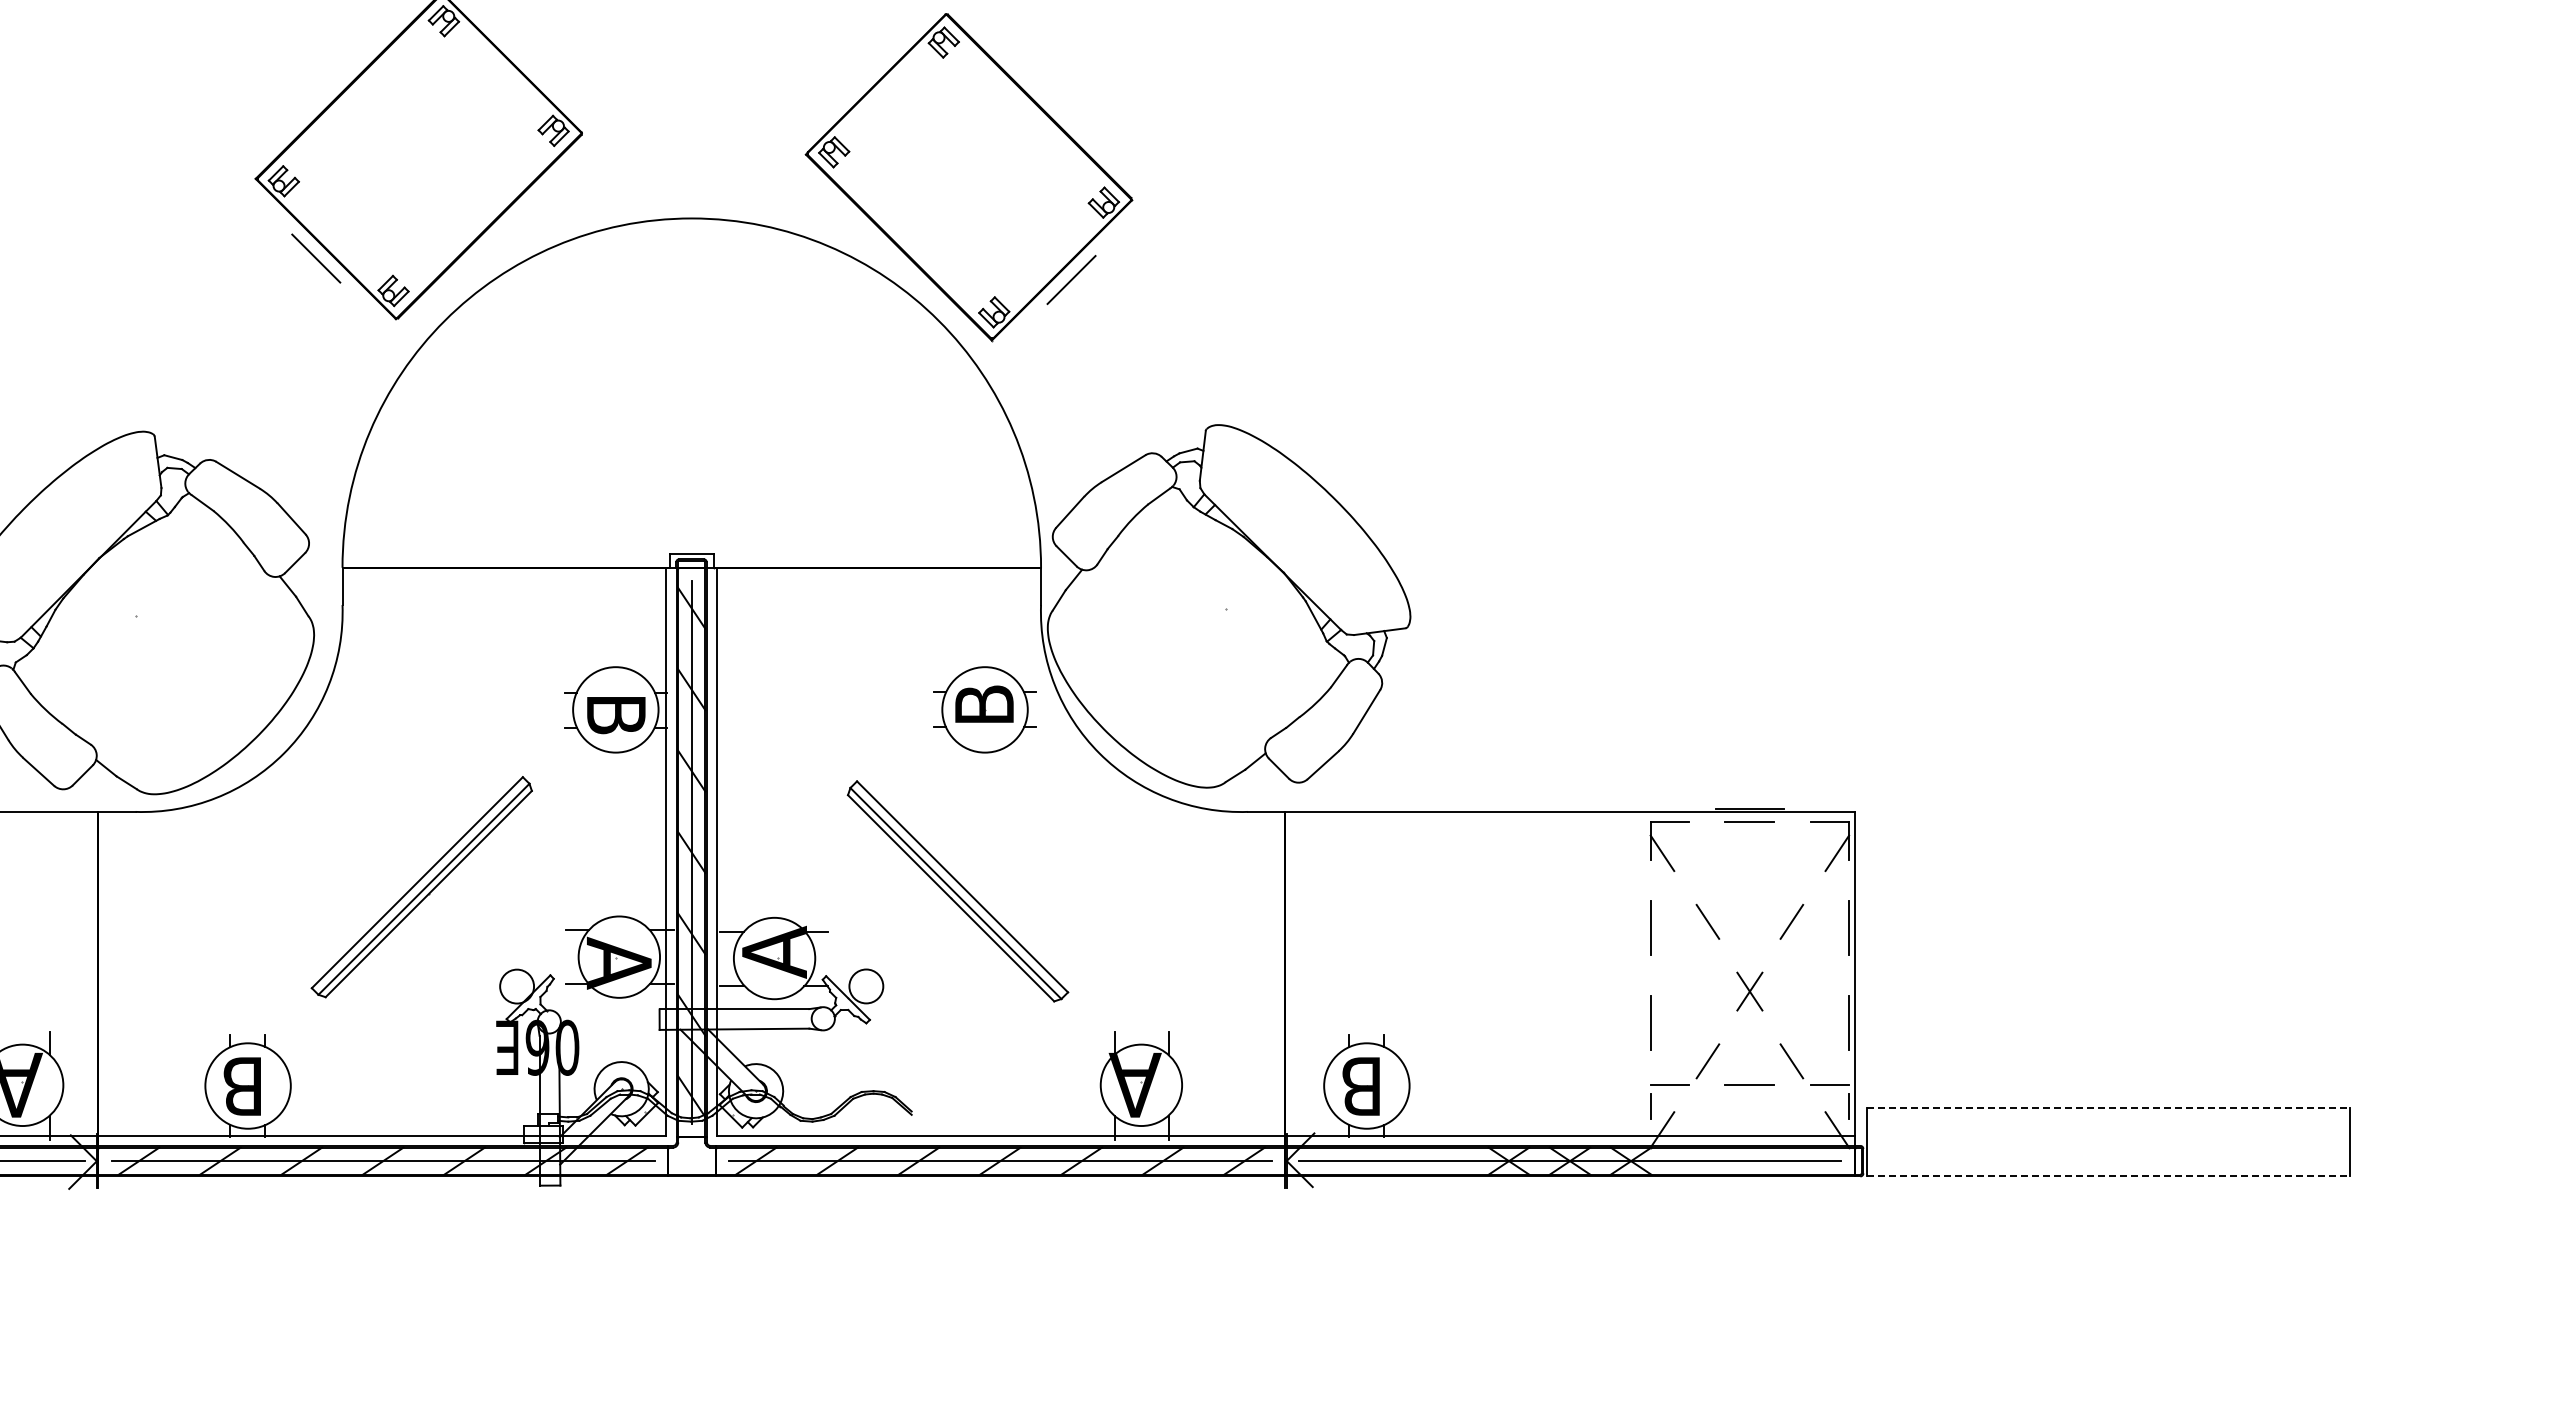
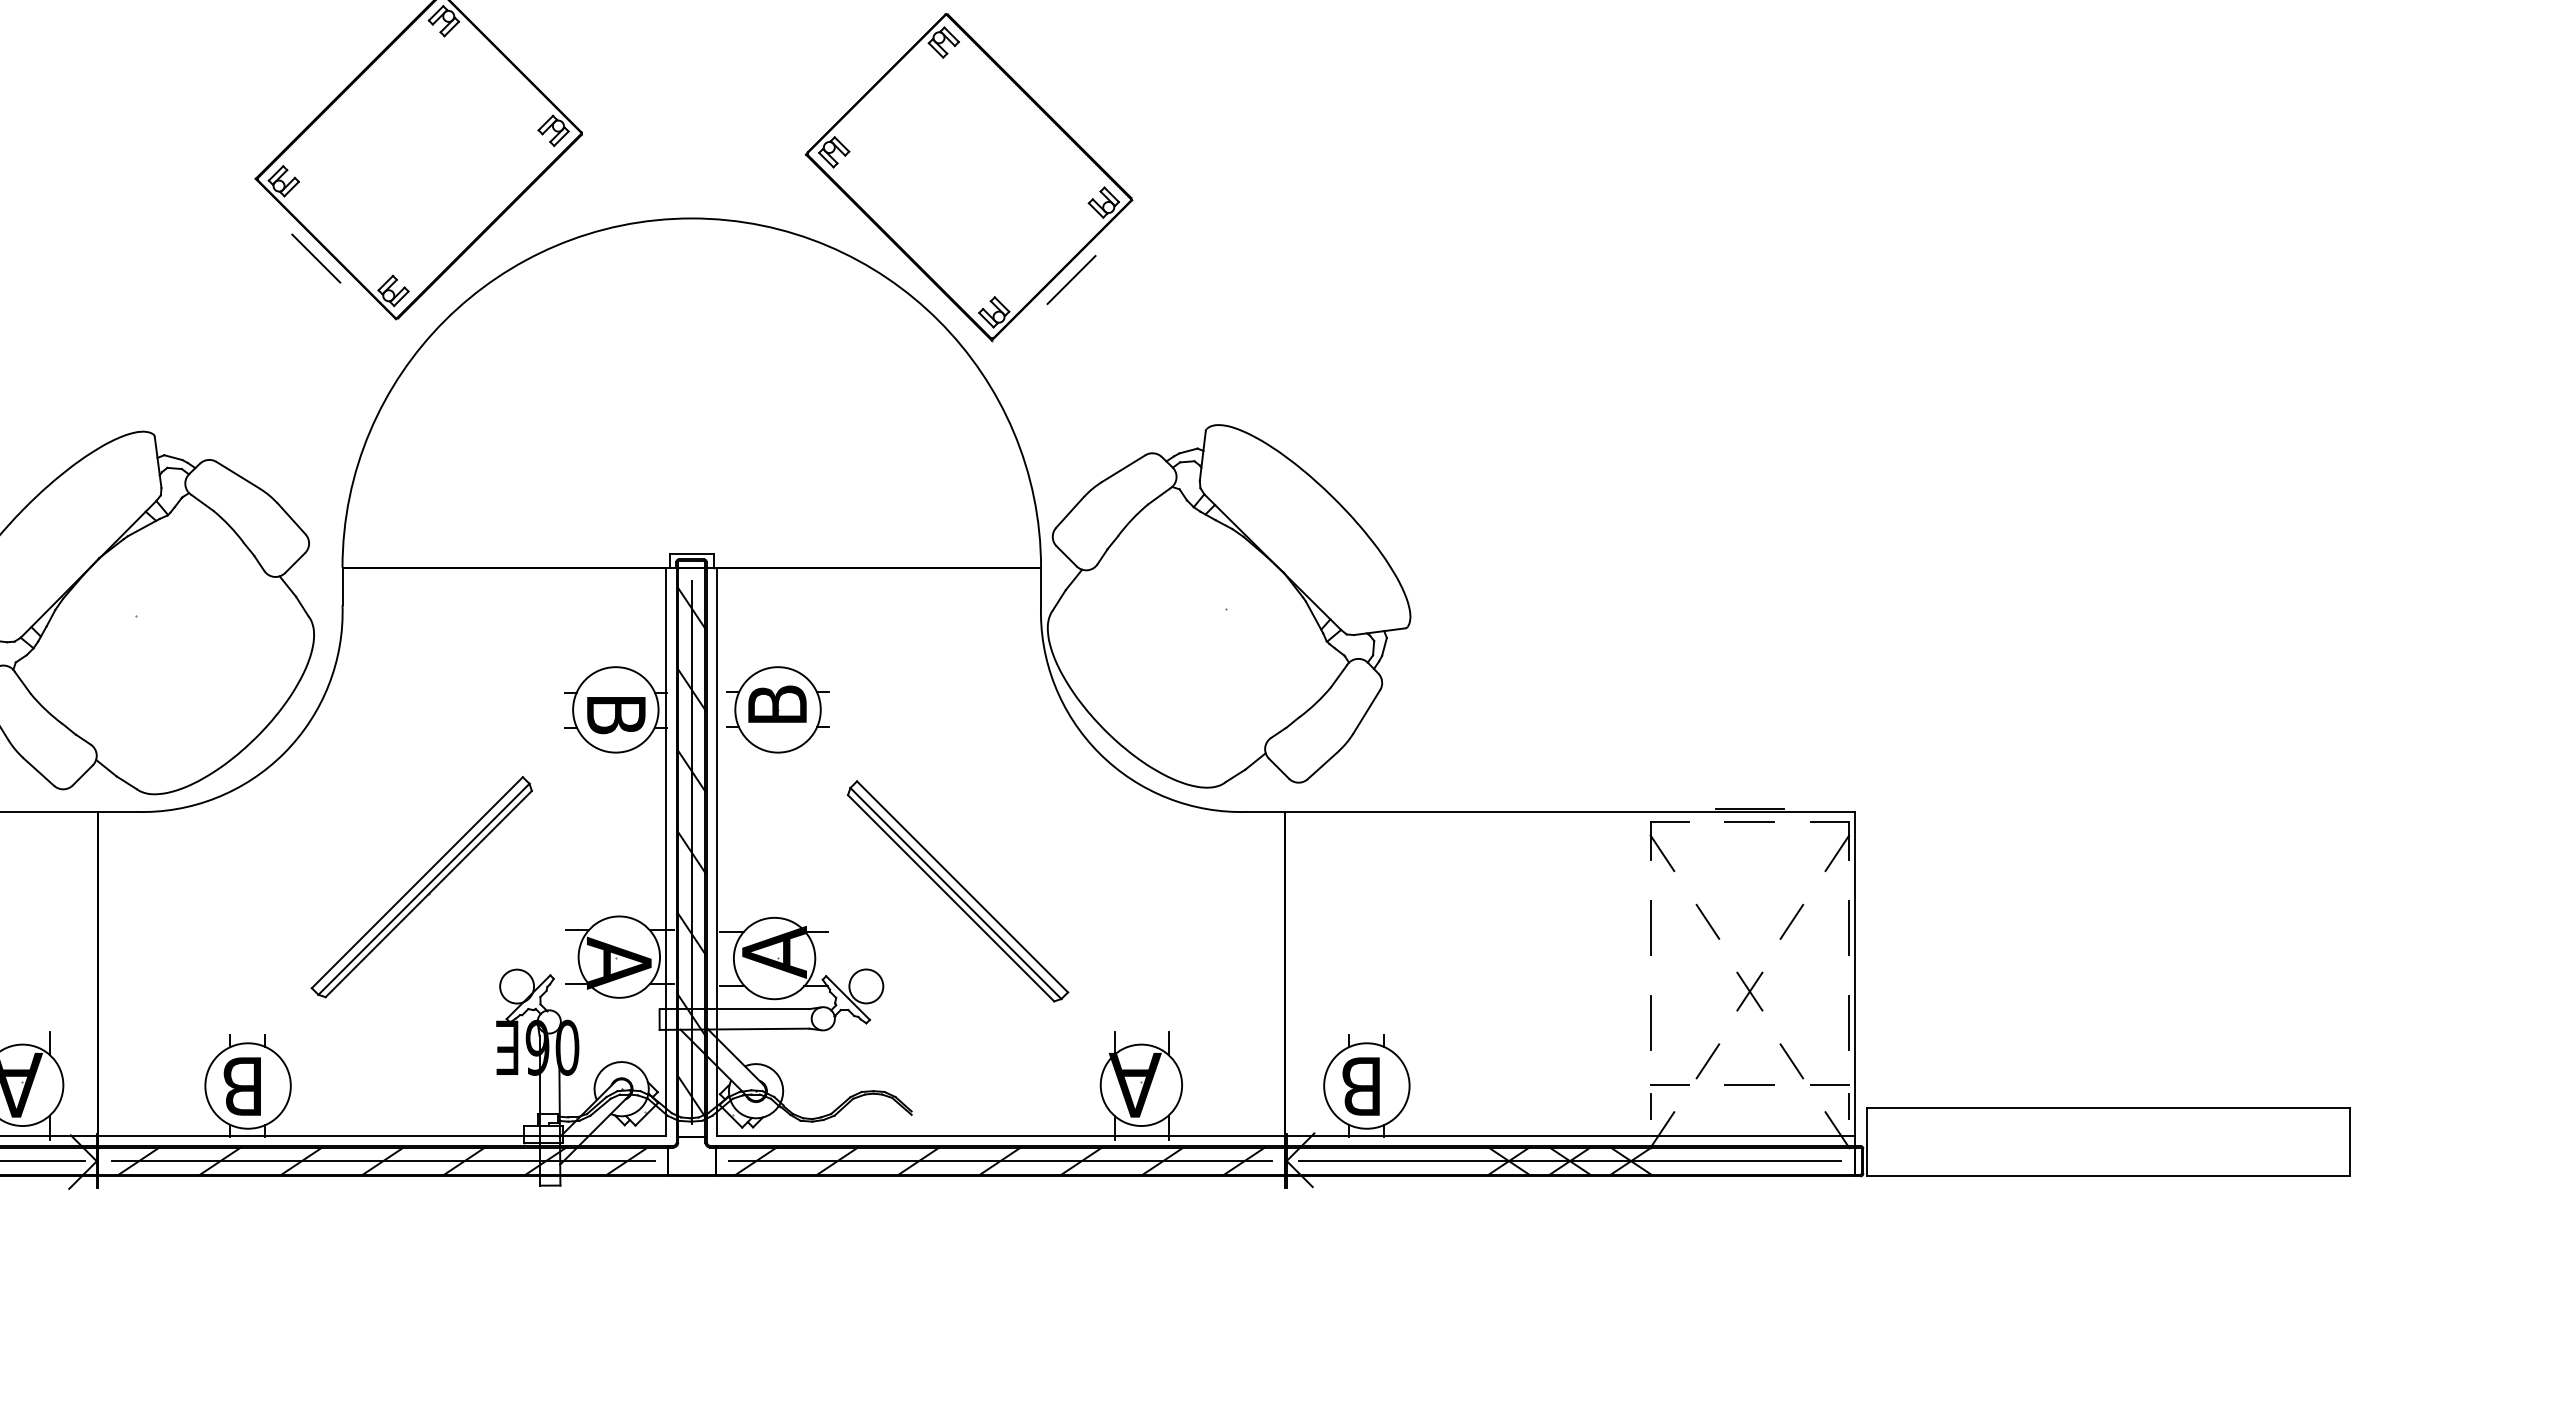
part position: (984, 709) -> (777, 709) (777, 709)
line: dashed -> solid (2108, 1108)
line: dashed -> solid (2108, 1176)
